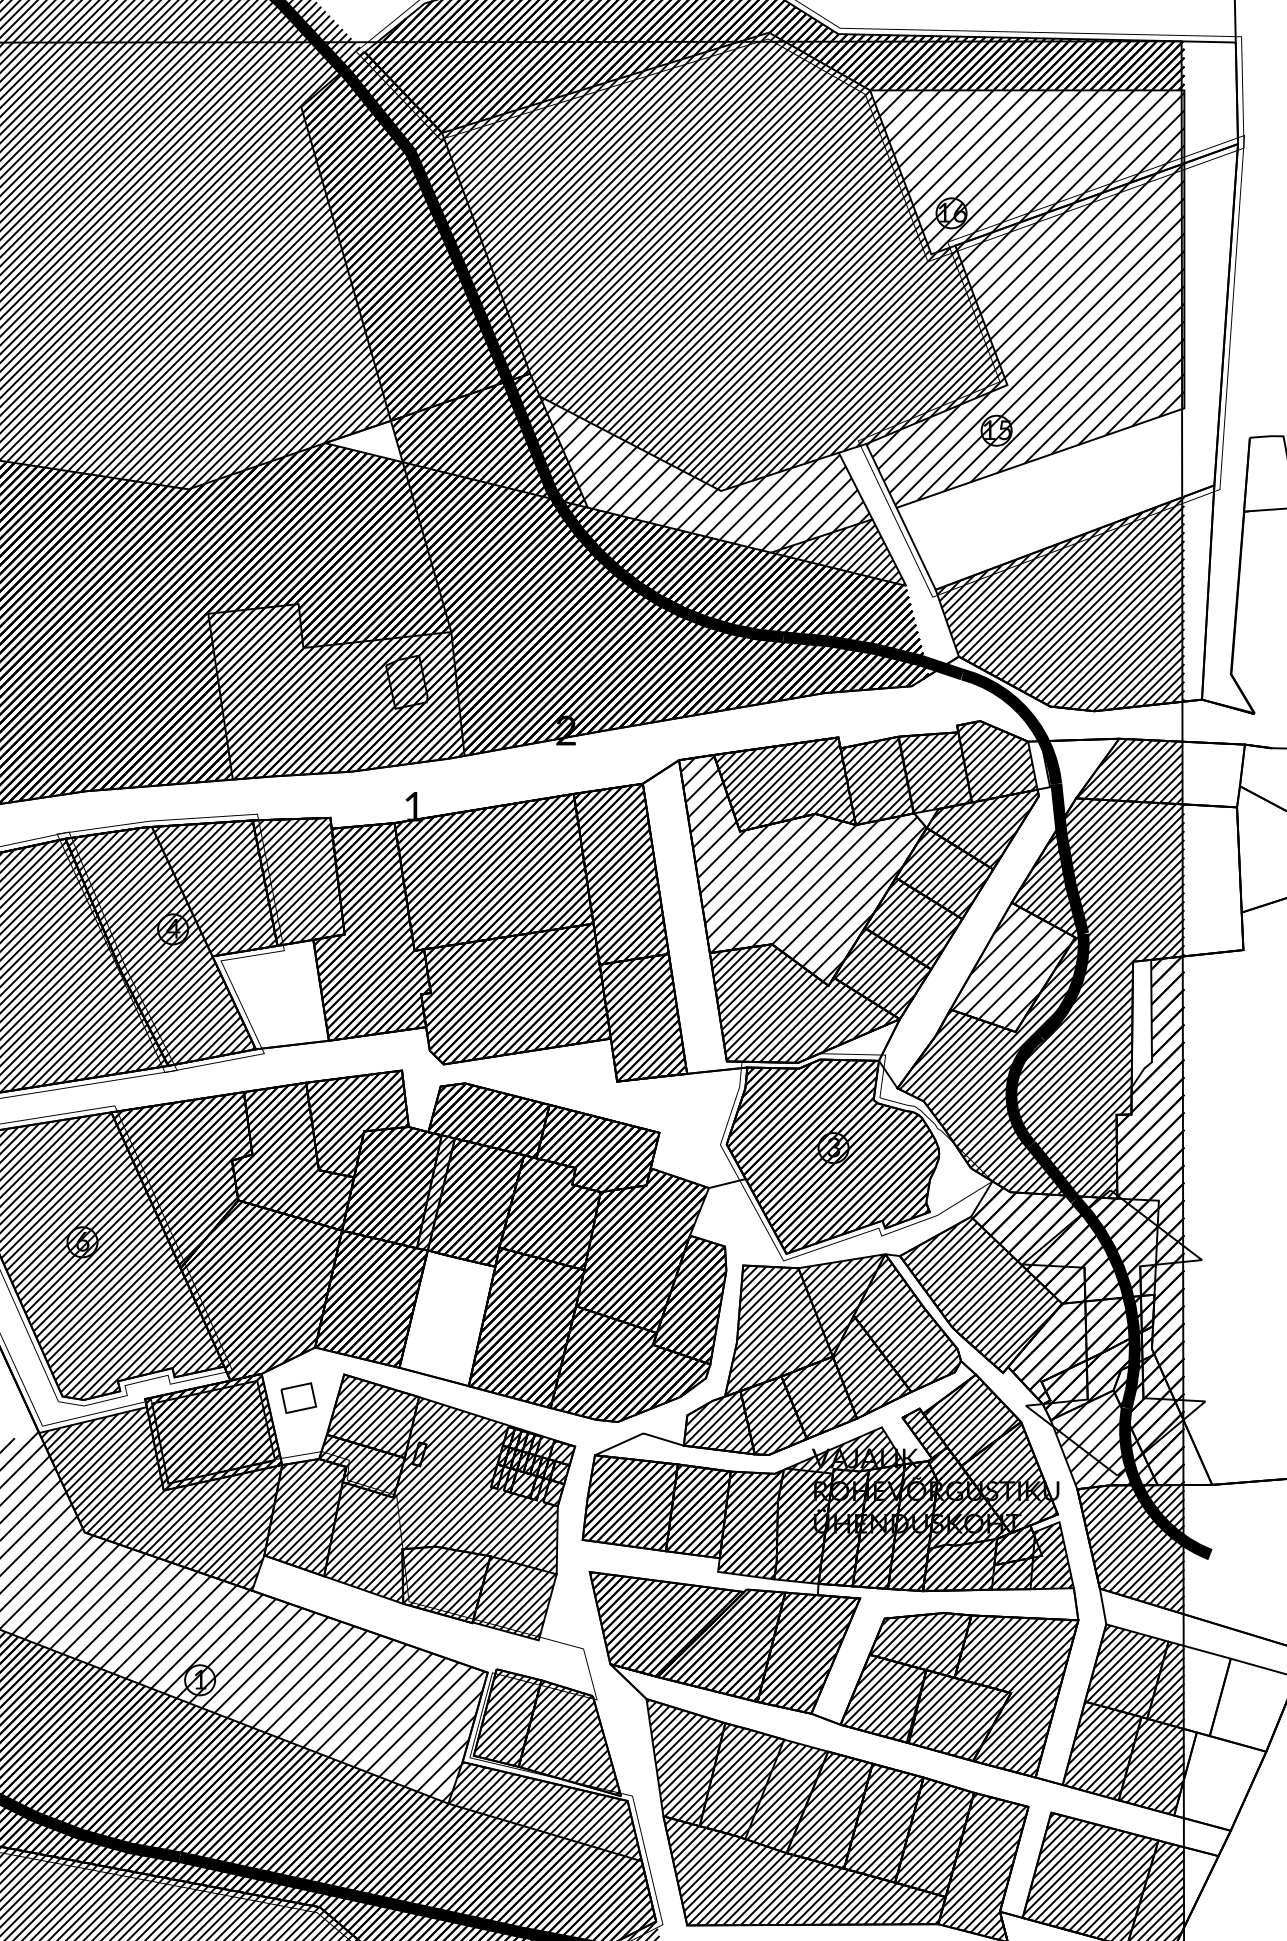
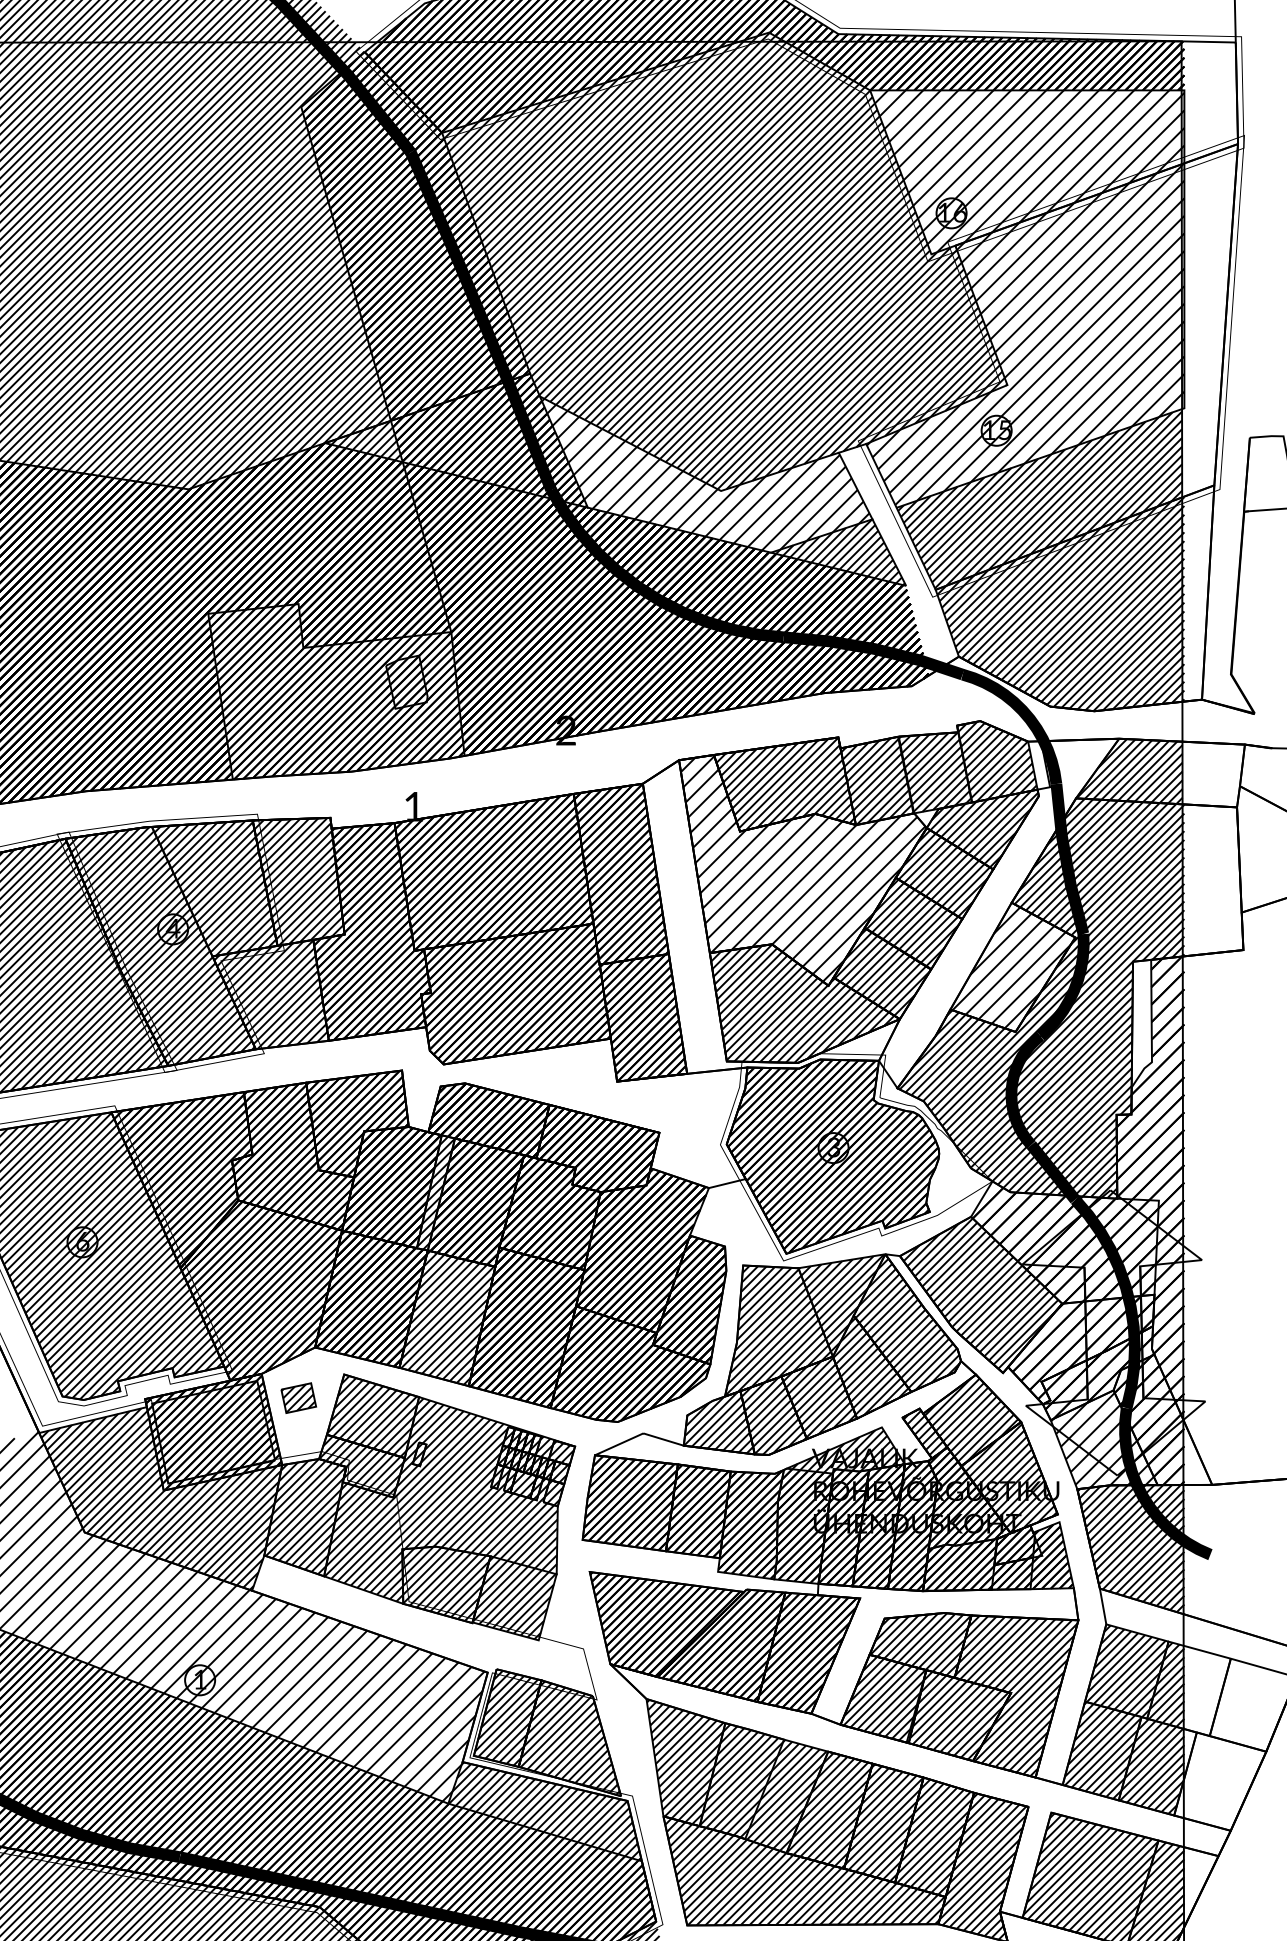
hatch: none -> present (366, 441)
hatch: none -> present (1040, 499)
hatch: none -> present (271, 994)
hatch: none -> present (447, 1317)
hatch: none -> present (298, 1398)
